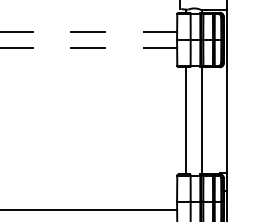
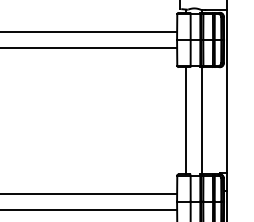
line: dashed -> solid (89, 32)
line: dashed -> solid (89, 48)
line: none -> present (89, 193)
